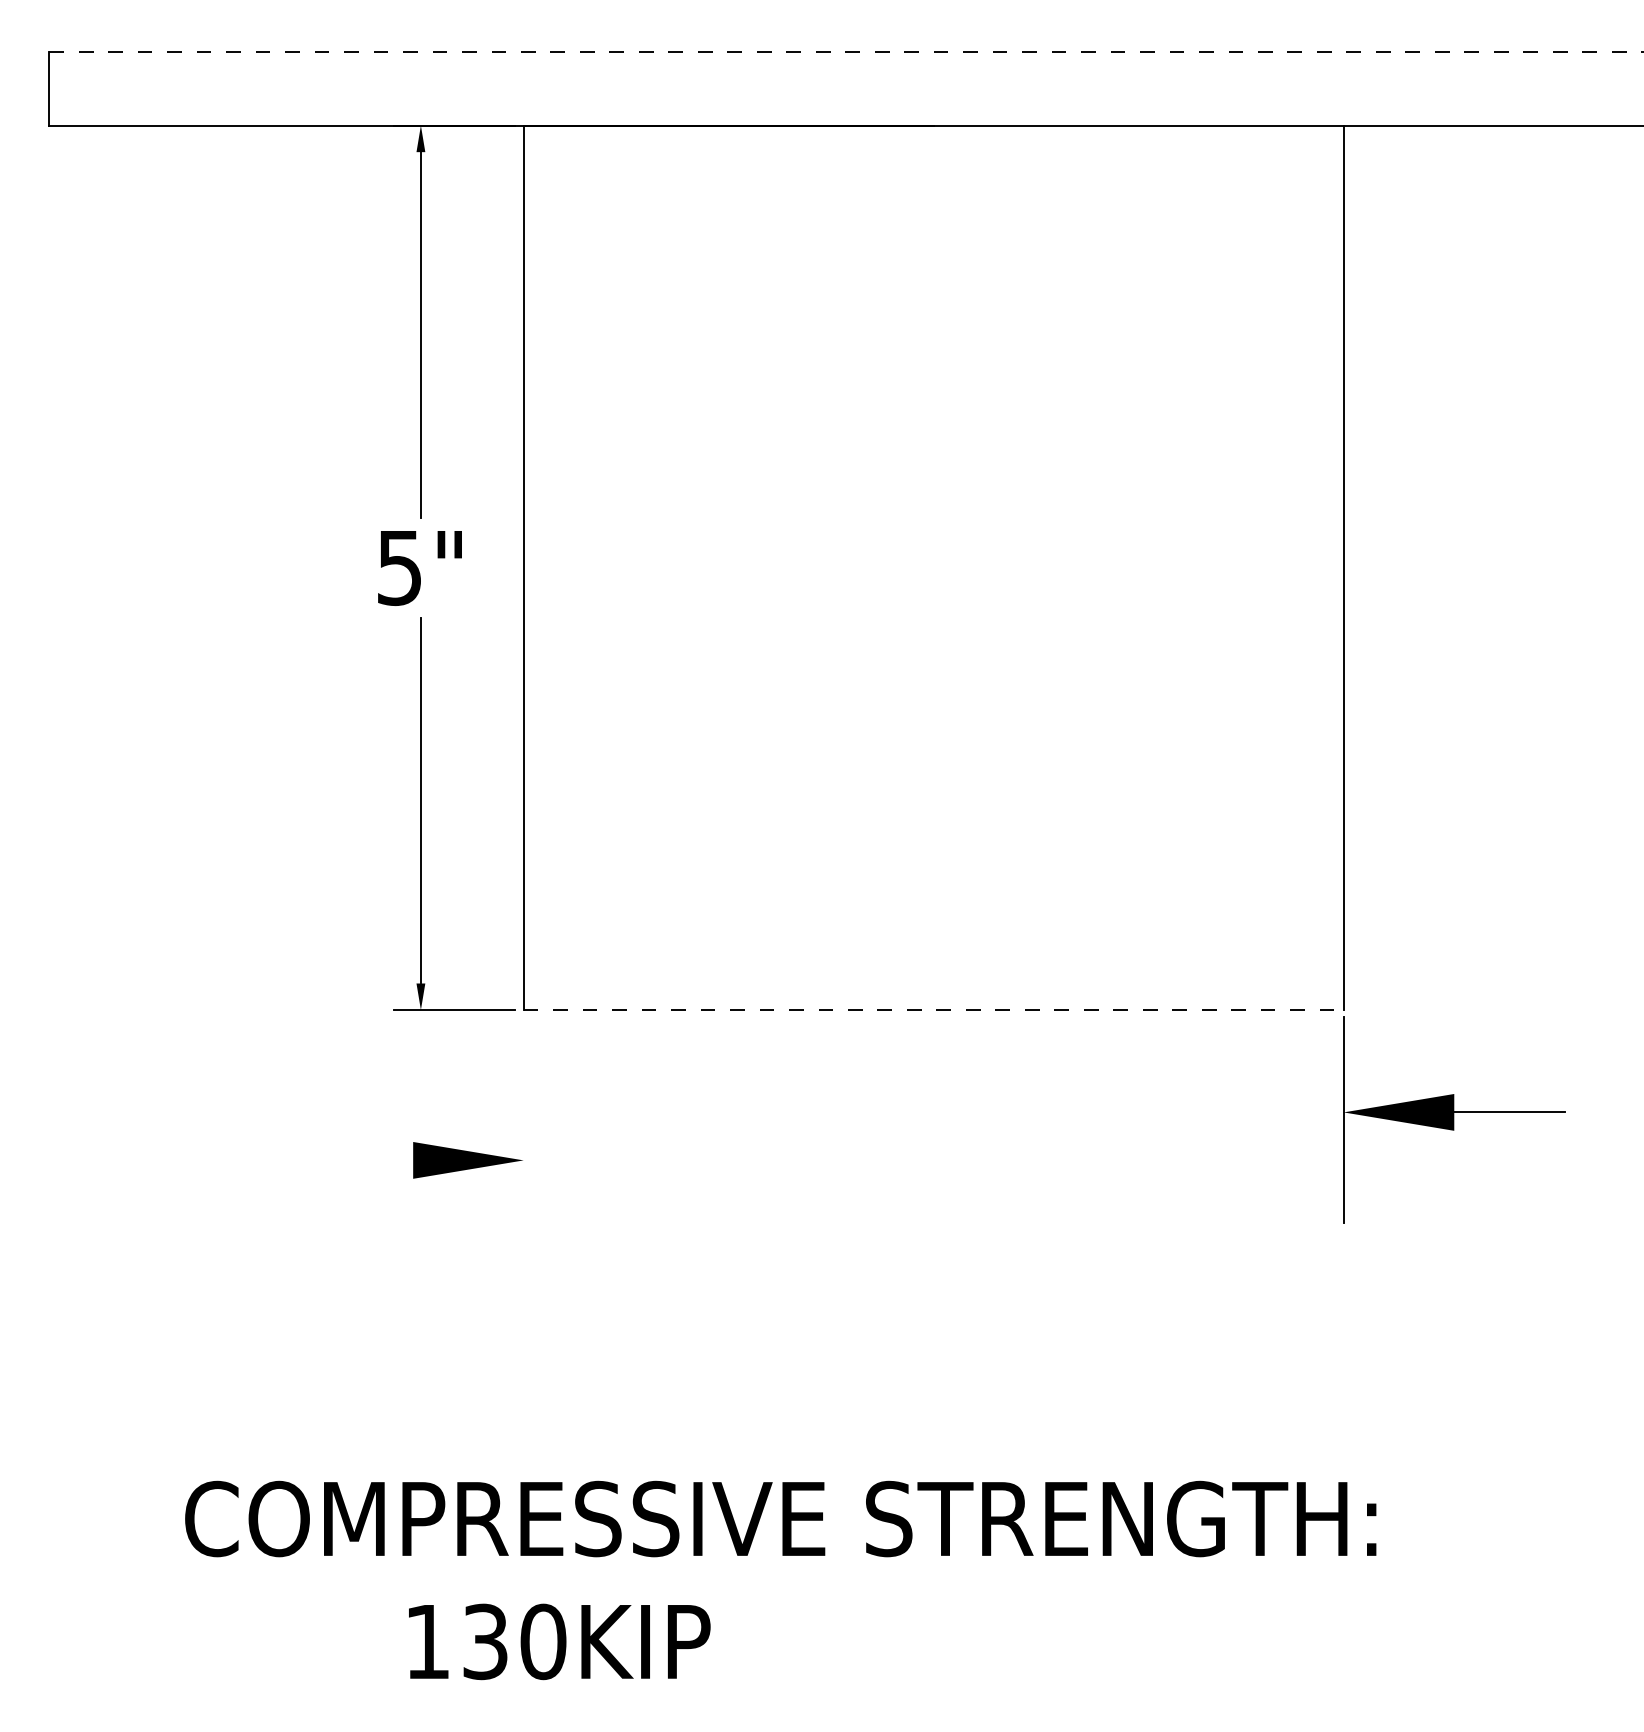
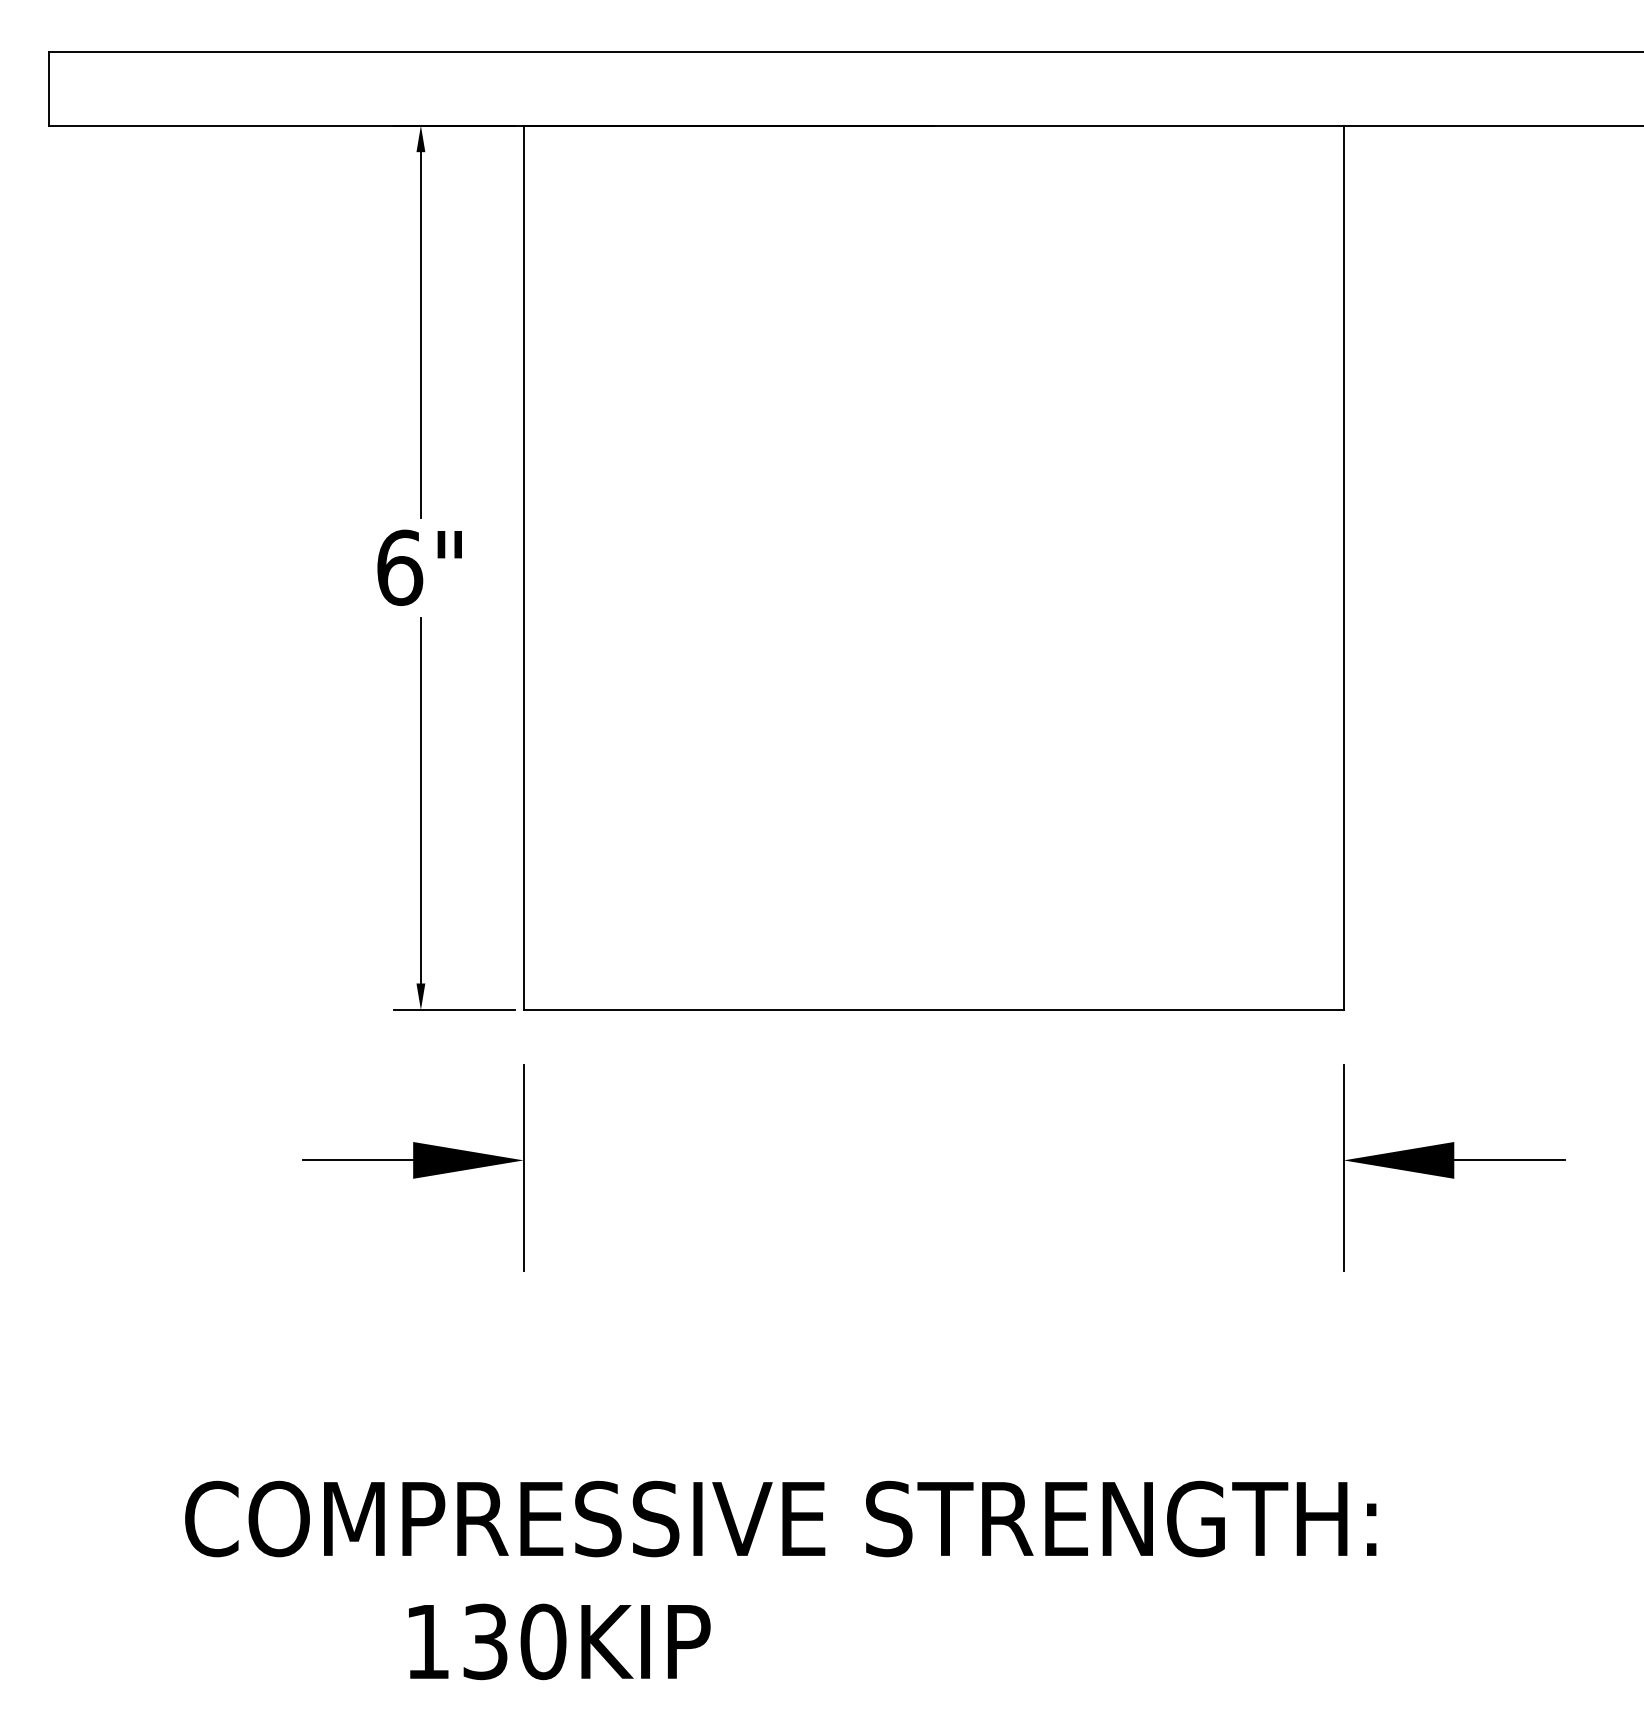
line: dashed -> solid (846, 51)
text: 5" -> 6" (400, 567)
line: dashed -> solid (934, 1010)
part position: (1454, 1119) -> (1454, 1167) (1454, 1167)
line: none -> present (357, 1160)
line: none -> present (523, 1167)
